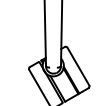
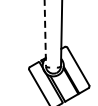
line: solid -> dashed (45, 33)
